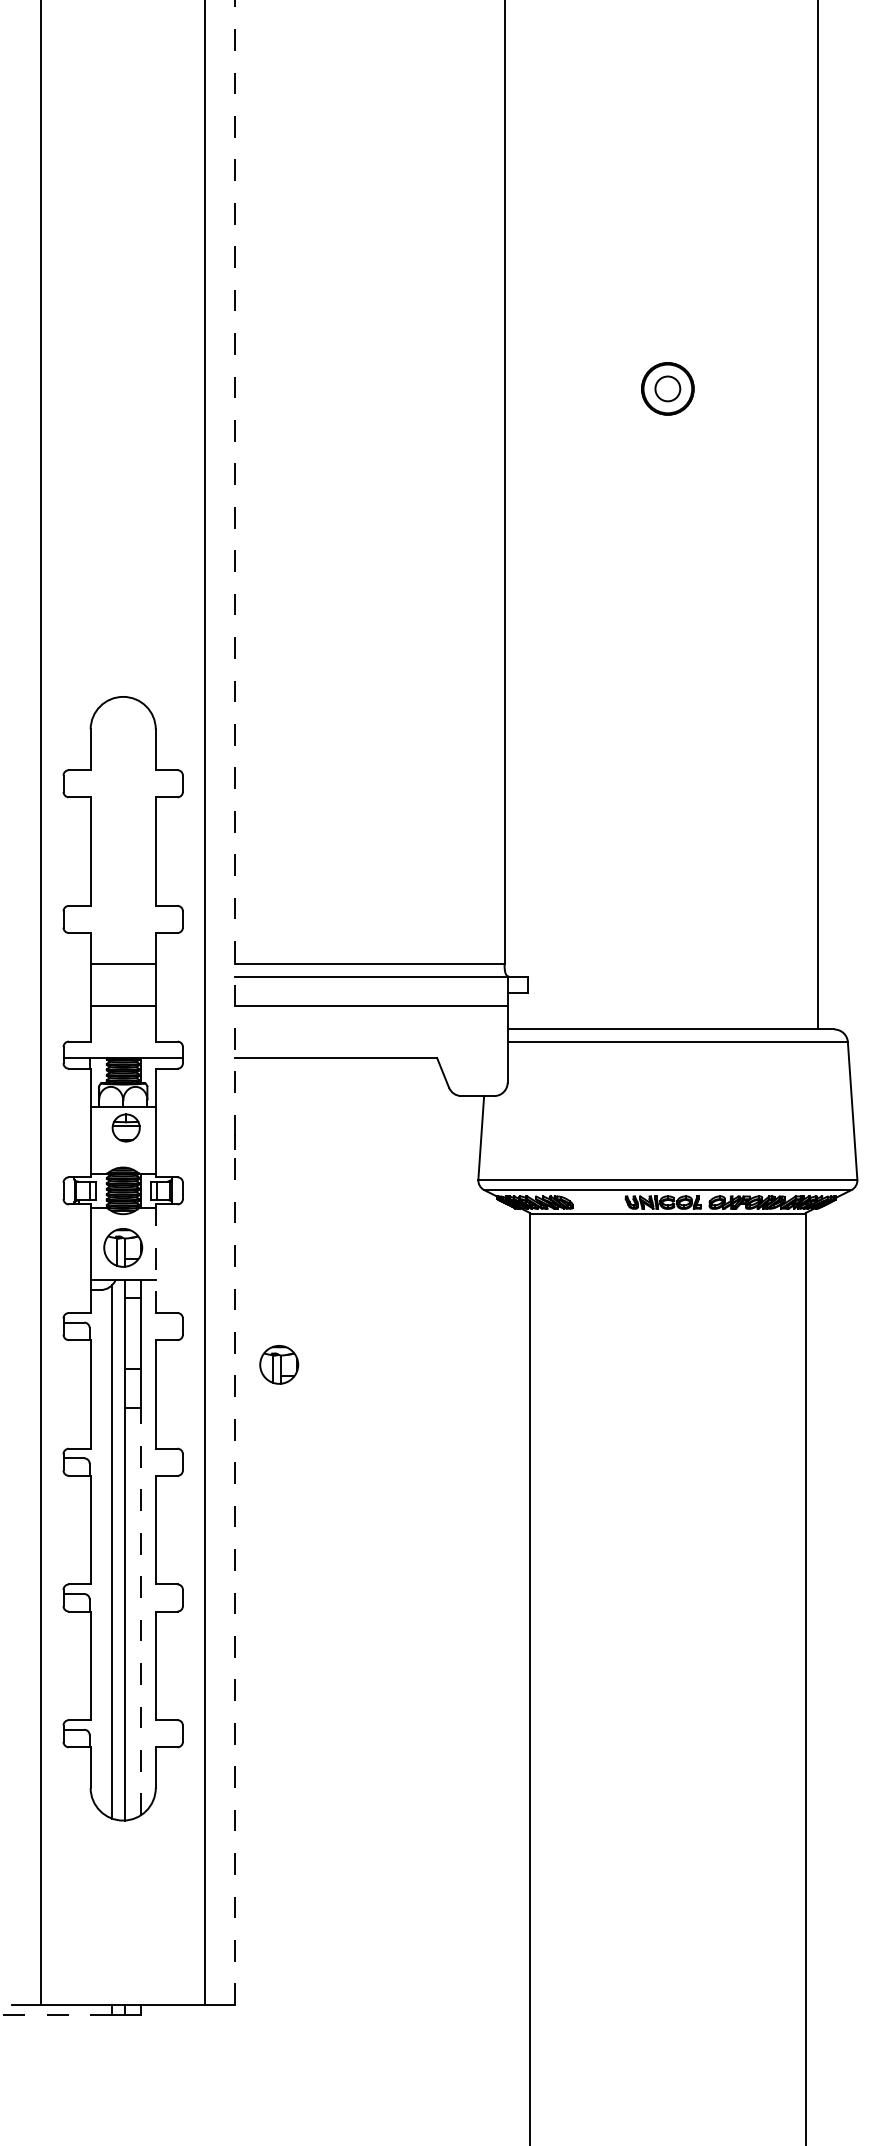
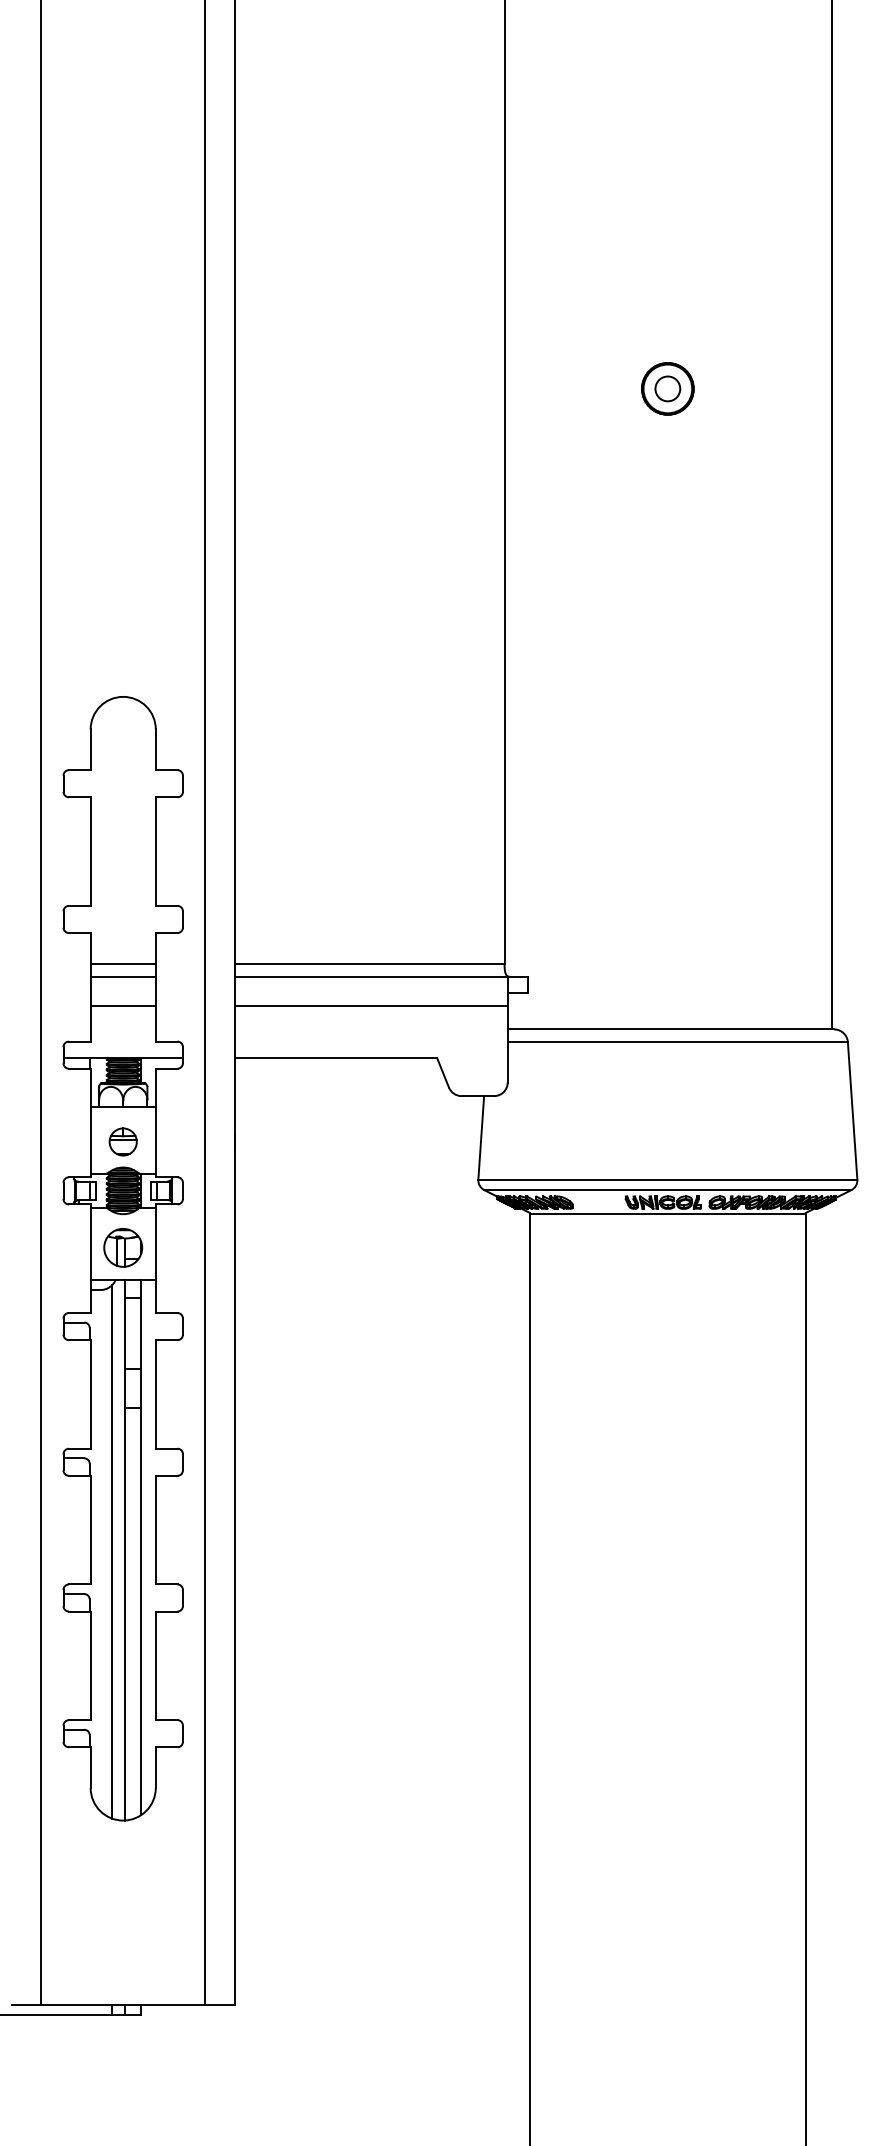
line position: (817, 515) -> (831, 515) (831, 515)
line: none -> present (122, 976)
line: dashed -> solid (234, 1002)
part position: (125, 1127) -> (122, 1141) (122, 1141)
line: dashed -> solid (155, 1258)
part: present -> none (279, 1364)
line: dashed -> solid (141, 1611)
line: dashed -> solid (56, 2014)
